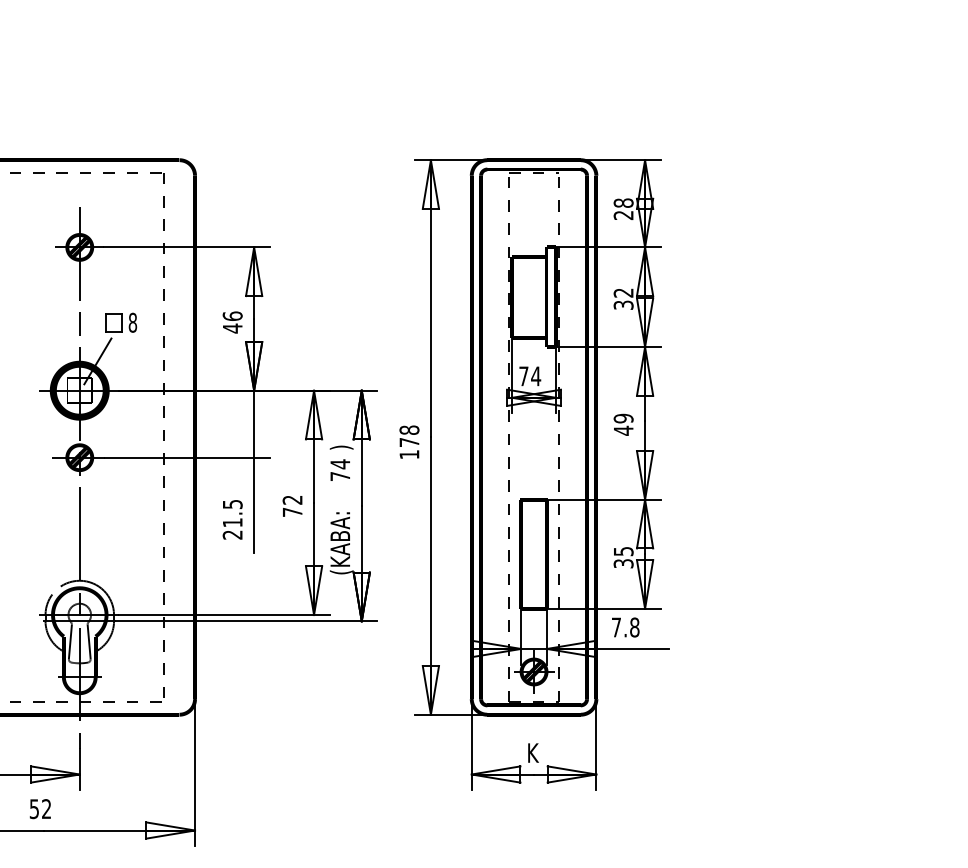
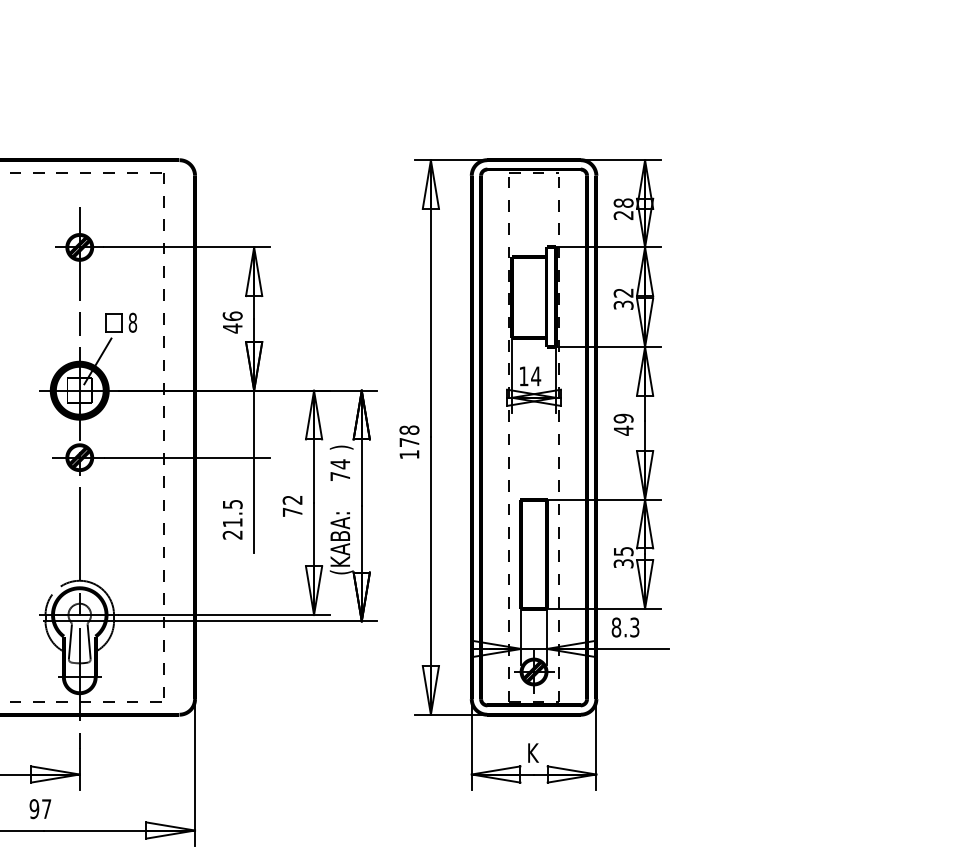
text: 74 -> 14 (523, 376)
text: 7.8 -> 8.3 (625, 627)
text: 52 -> 97 (40, 808)
